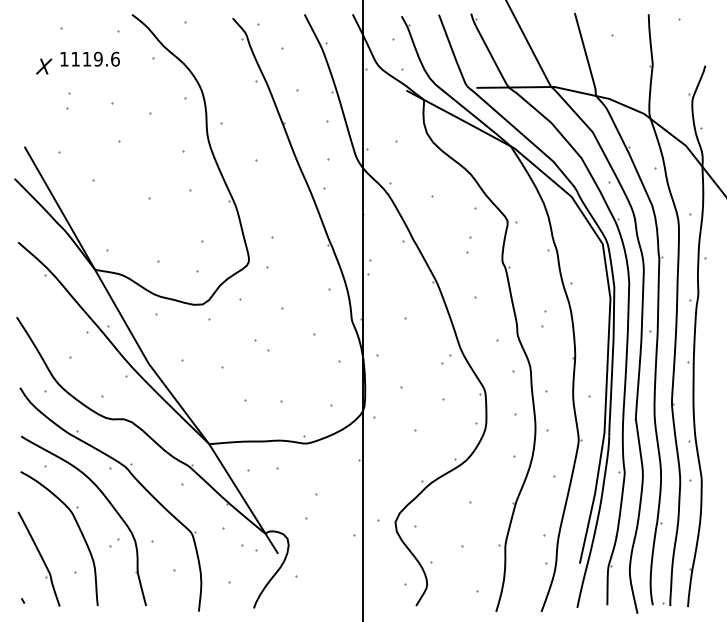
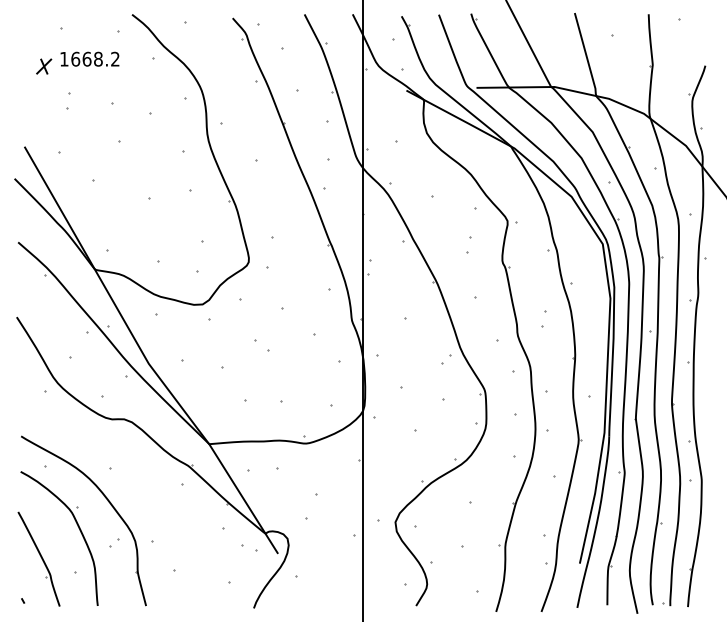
text: 1119.6 -> 1668.2 (95, 58)
part: present -> none (136, 481)
